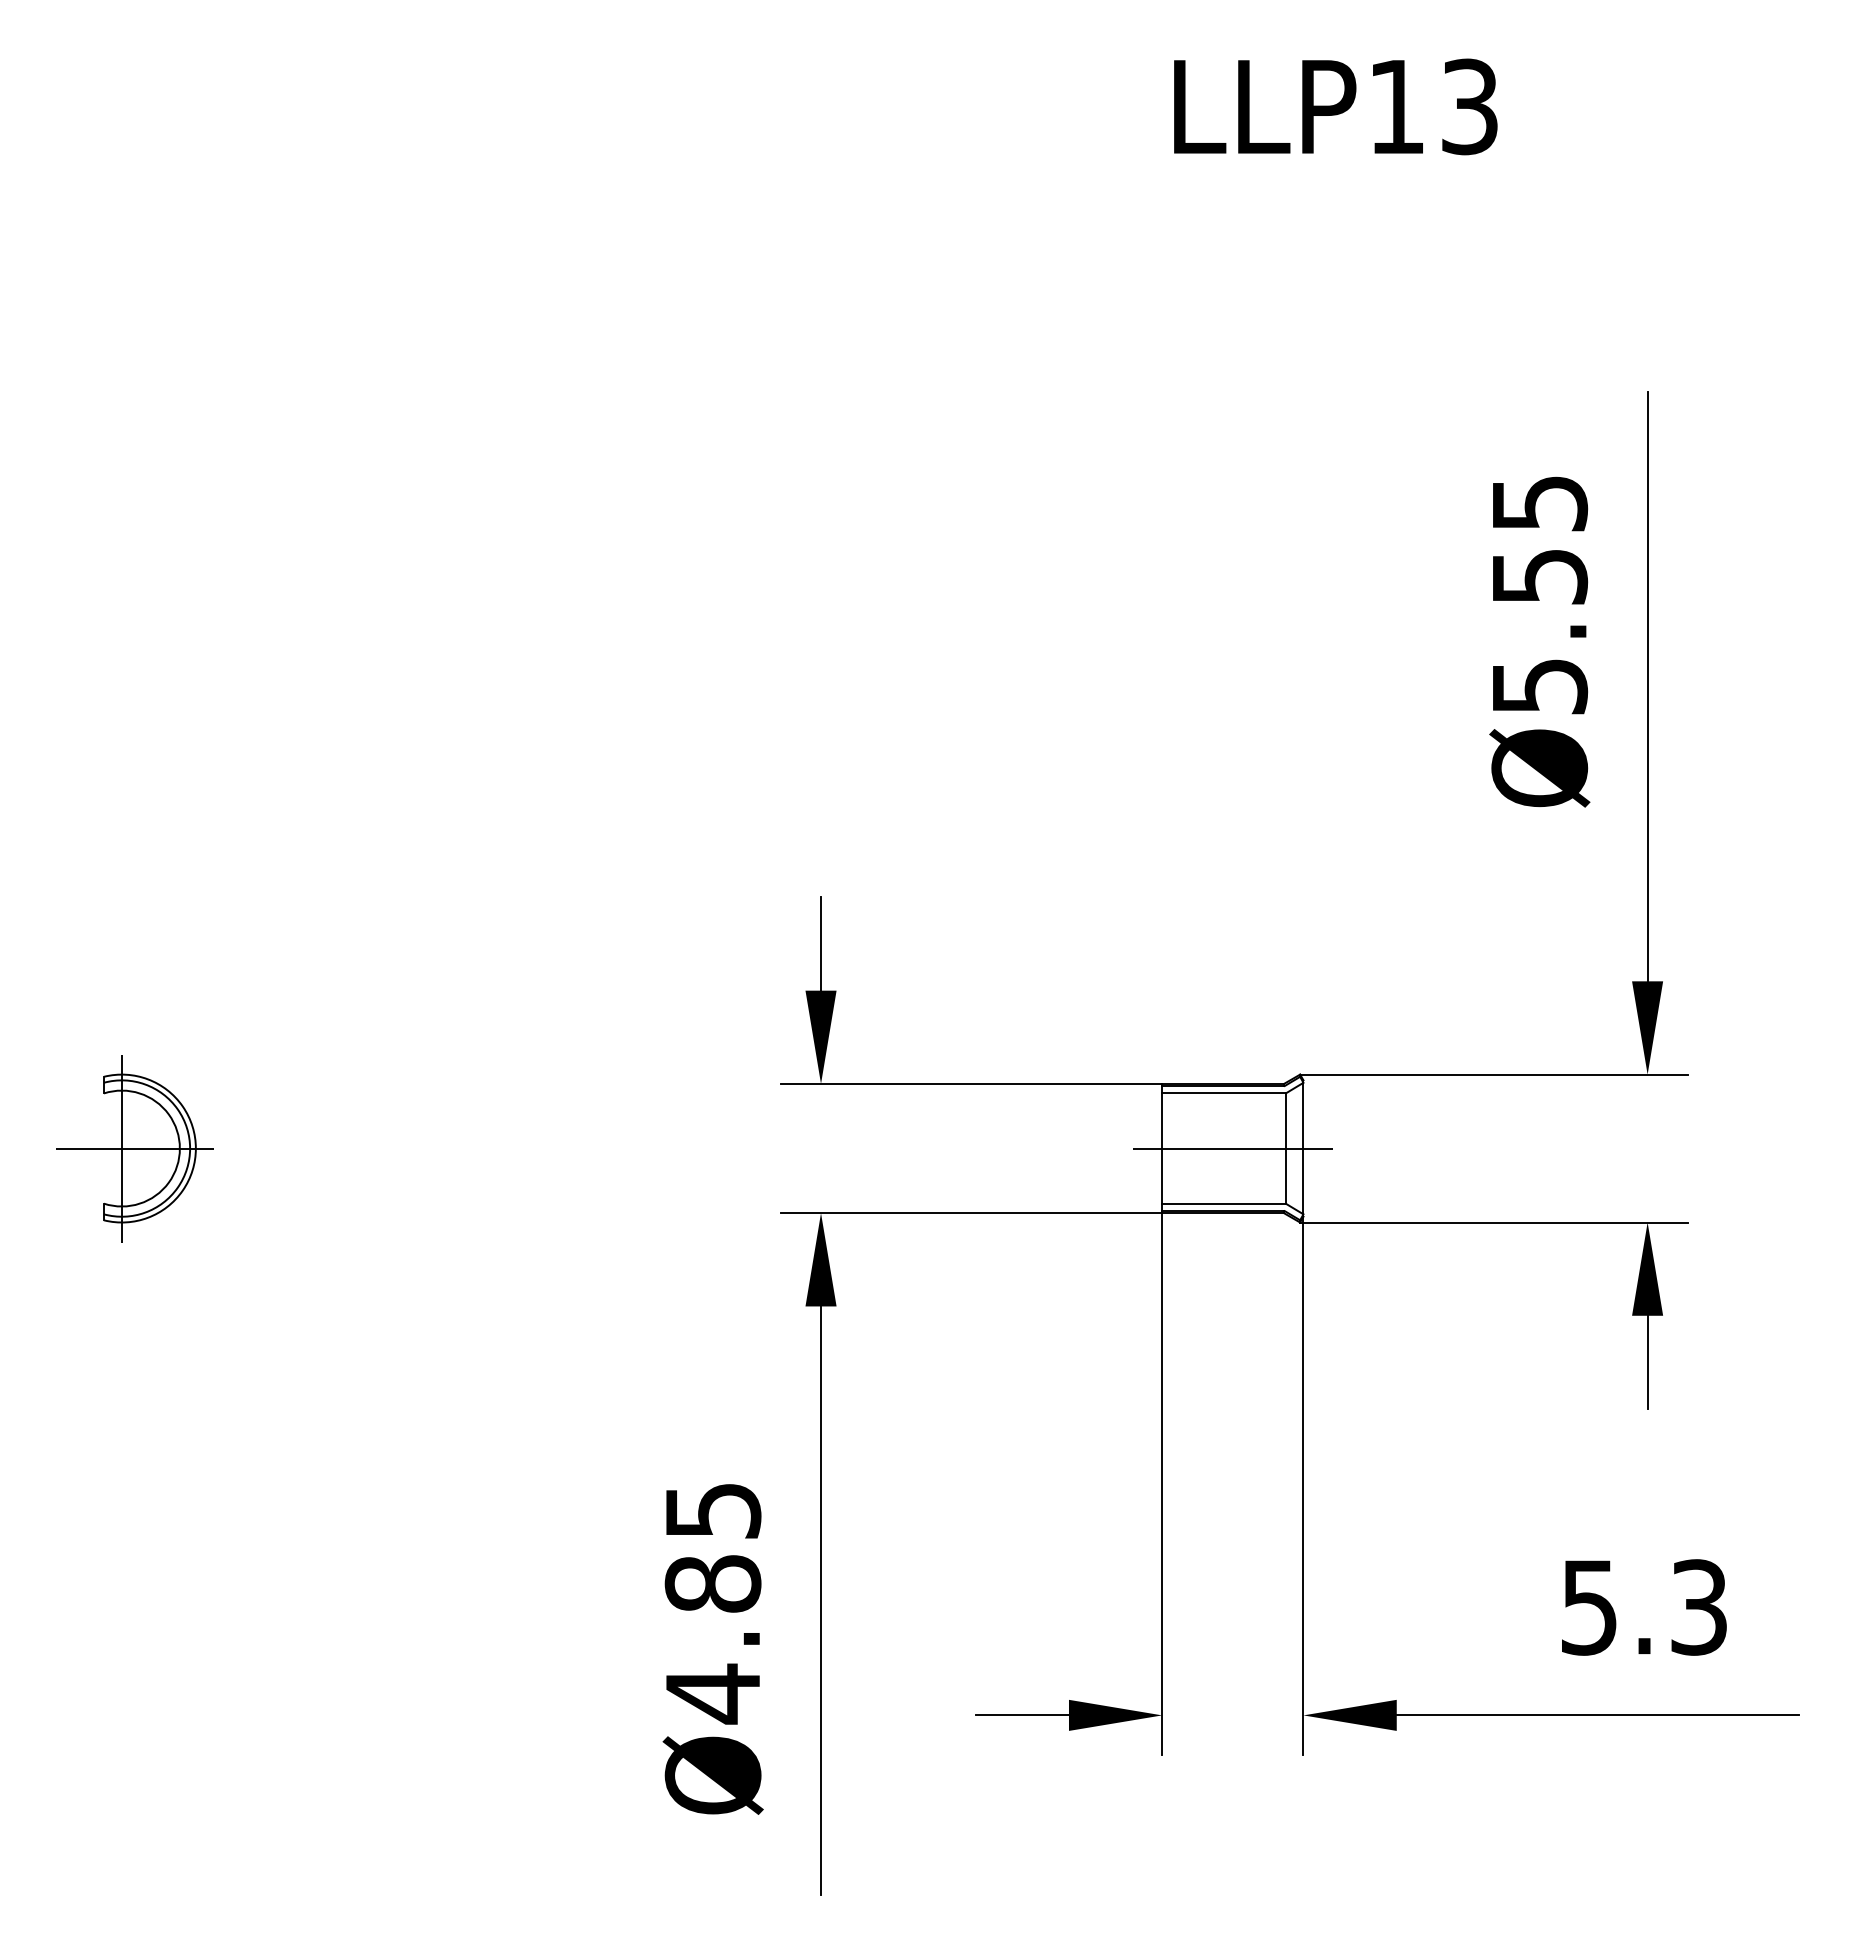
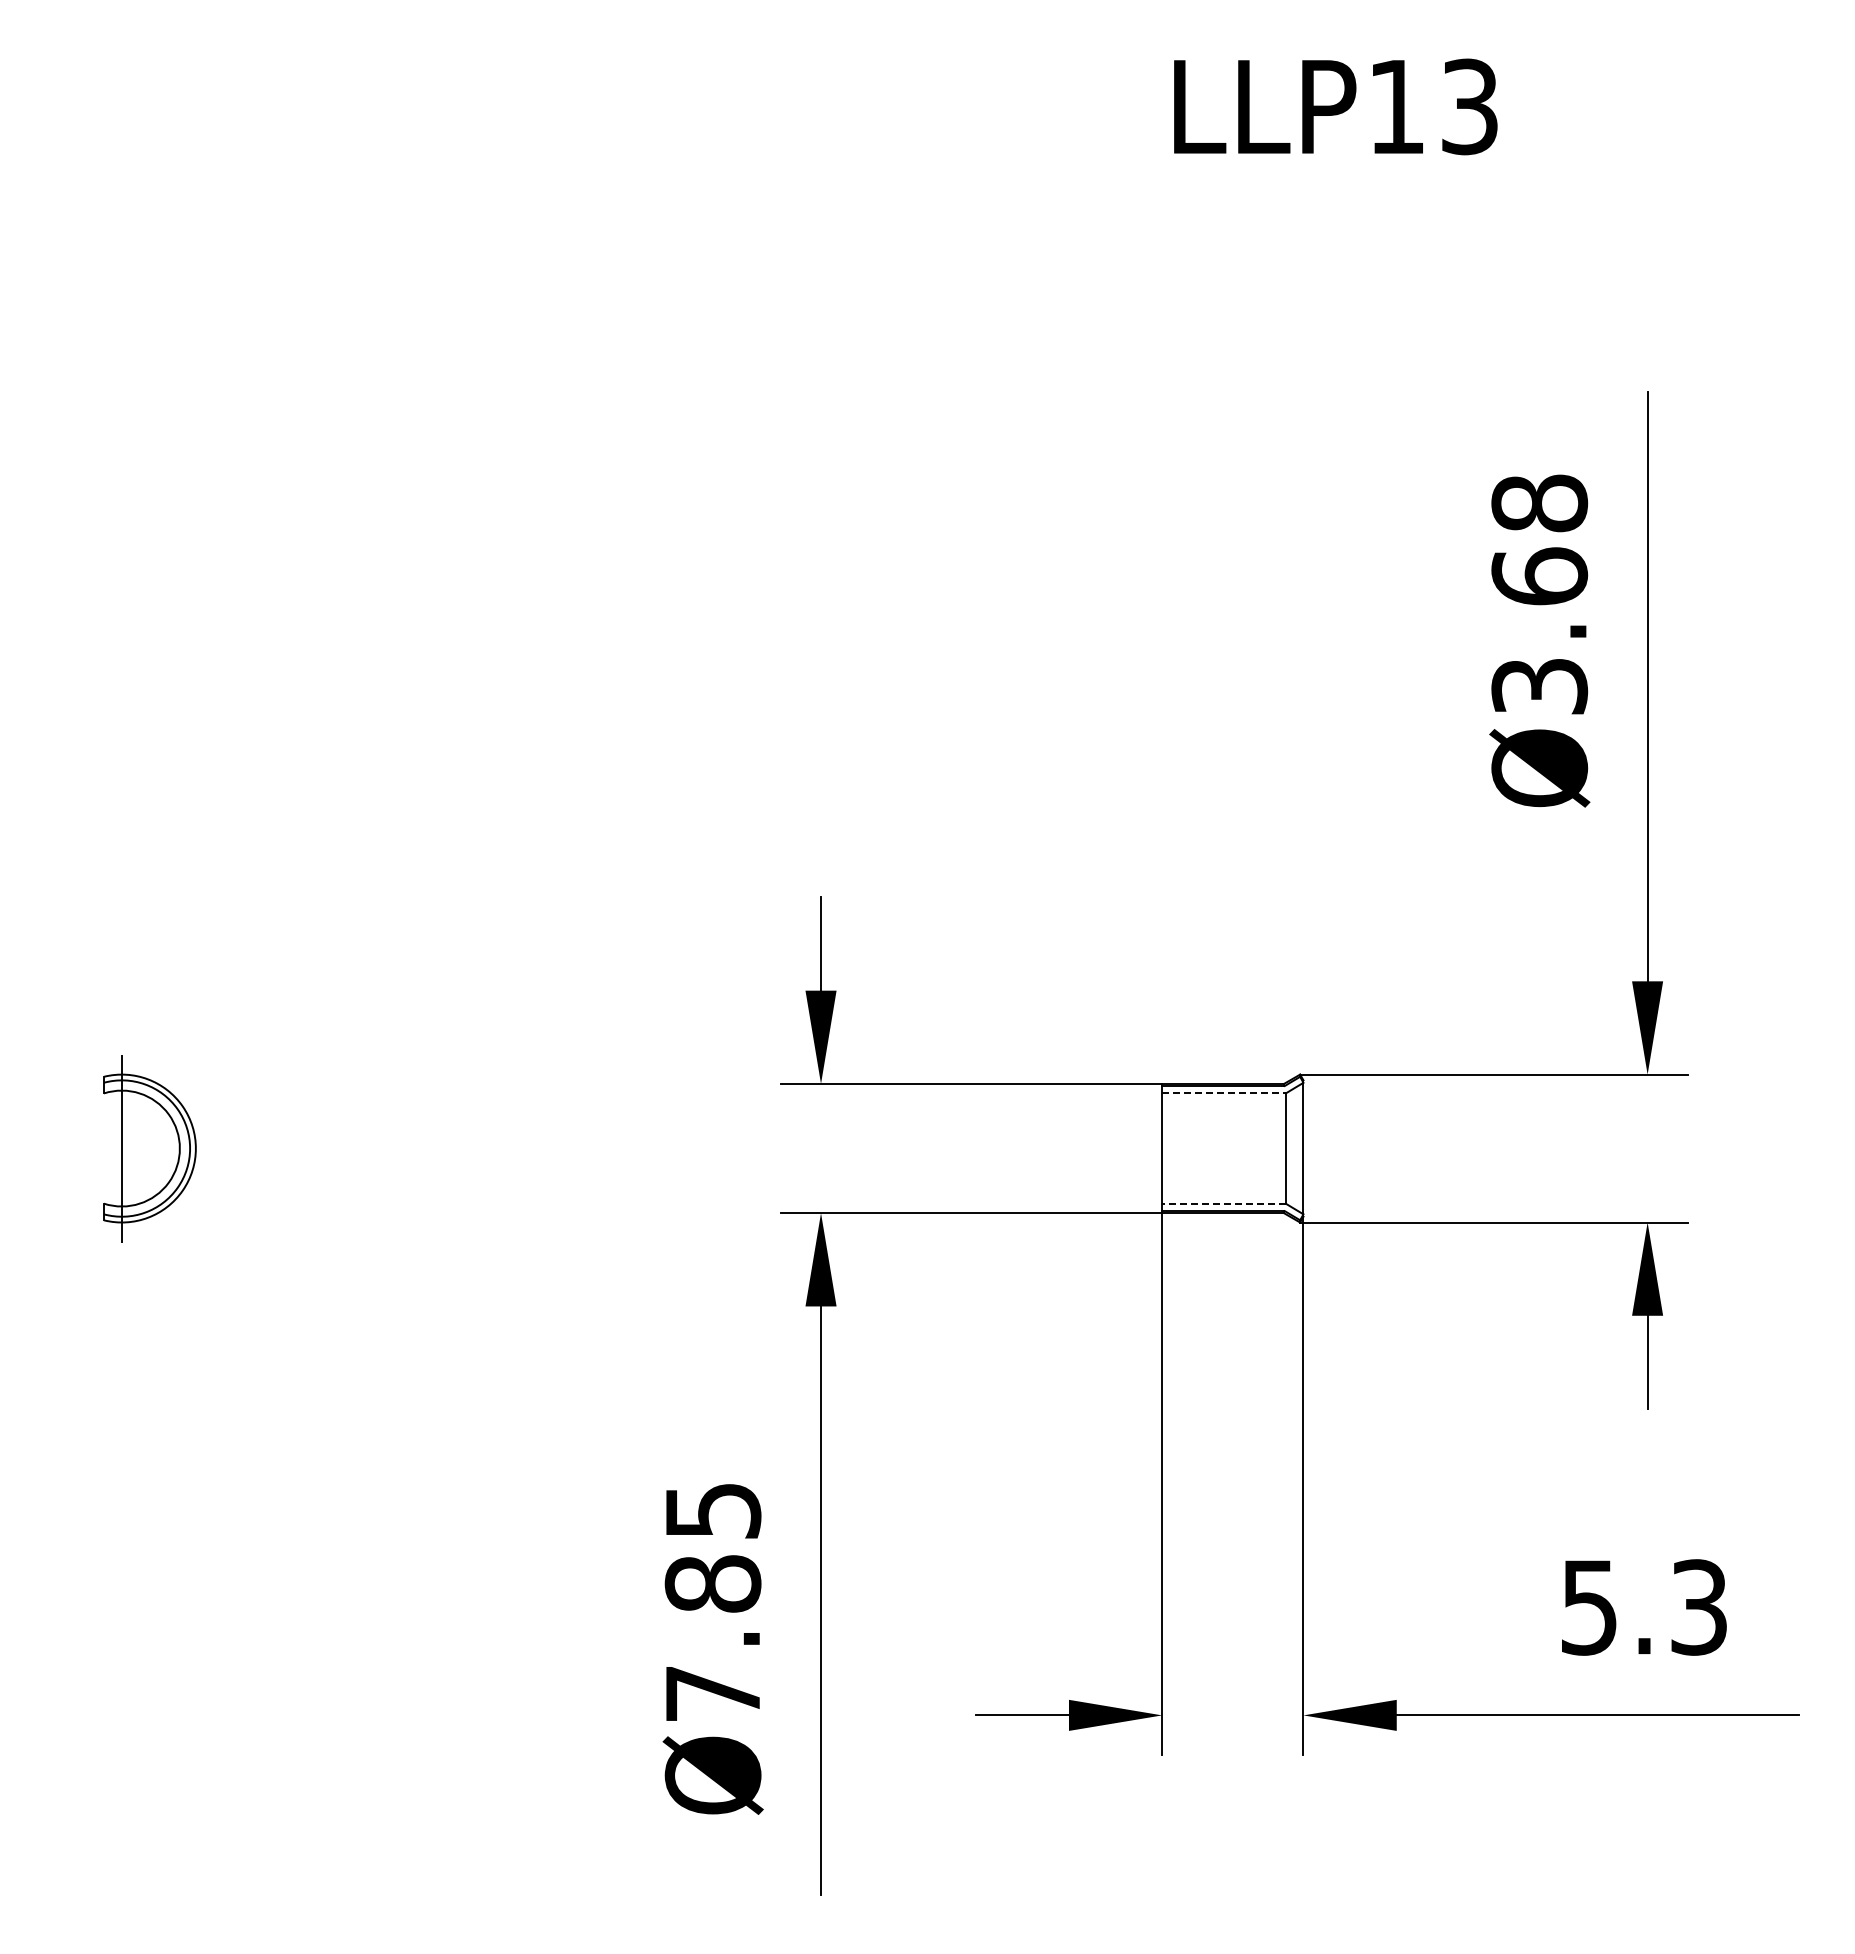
text: Ø5.55 -> Ø3.68 (1539, 594)
line: solid -> dashed (1224, 1093)
line: present -> none (134, 1148)
line: present -> none (1232, 1148)
line: solid -> dashed (1224, 1203)
text: Ø4.85 -> Ø7.85 (712, 1693)
